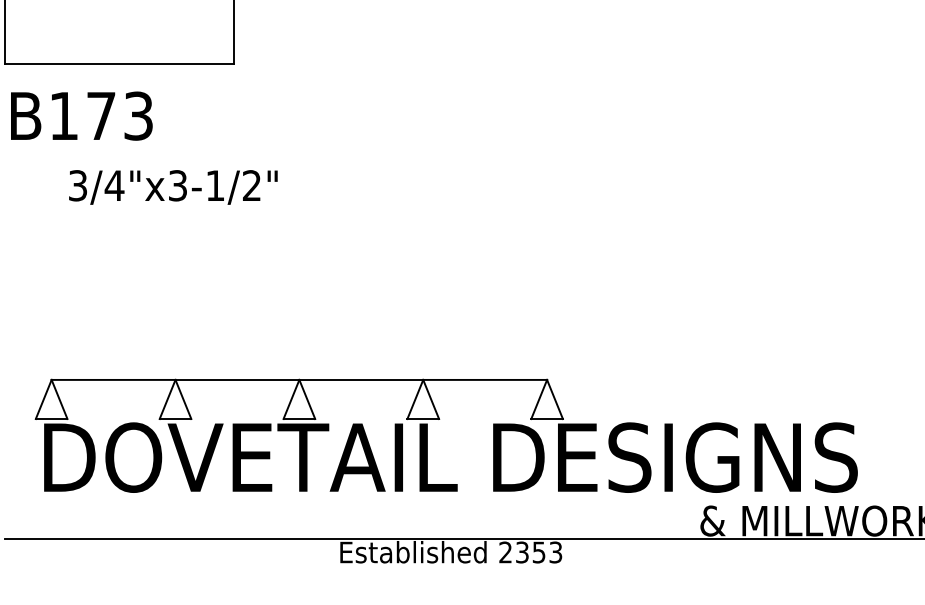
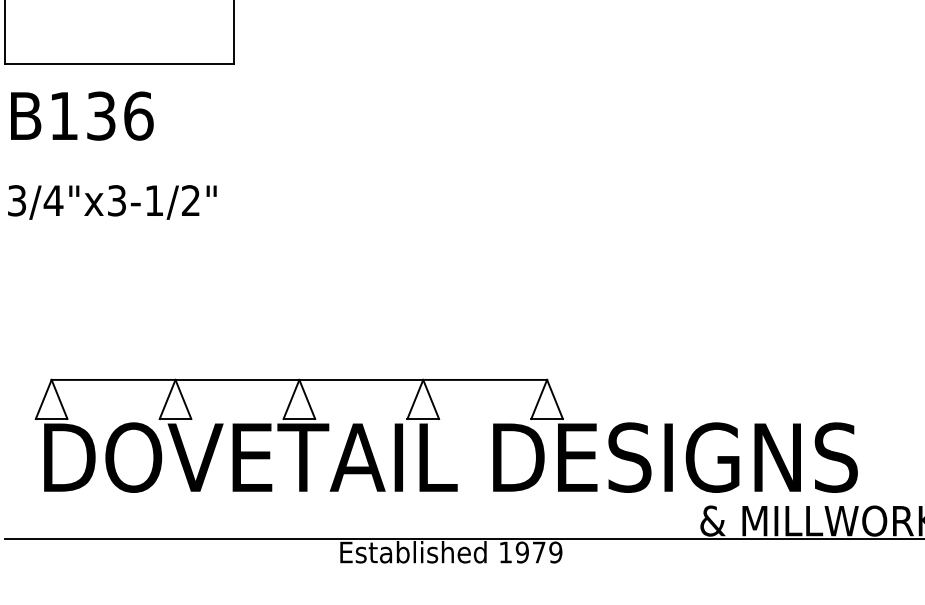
text: B173 -> B136 (120, 115)
text position: (173, 187) -> (112, 202) (112, 202)
text: 2353 -> 1979 (530, 552)
